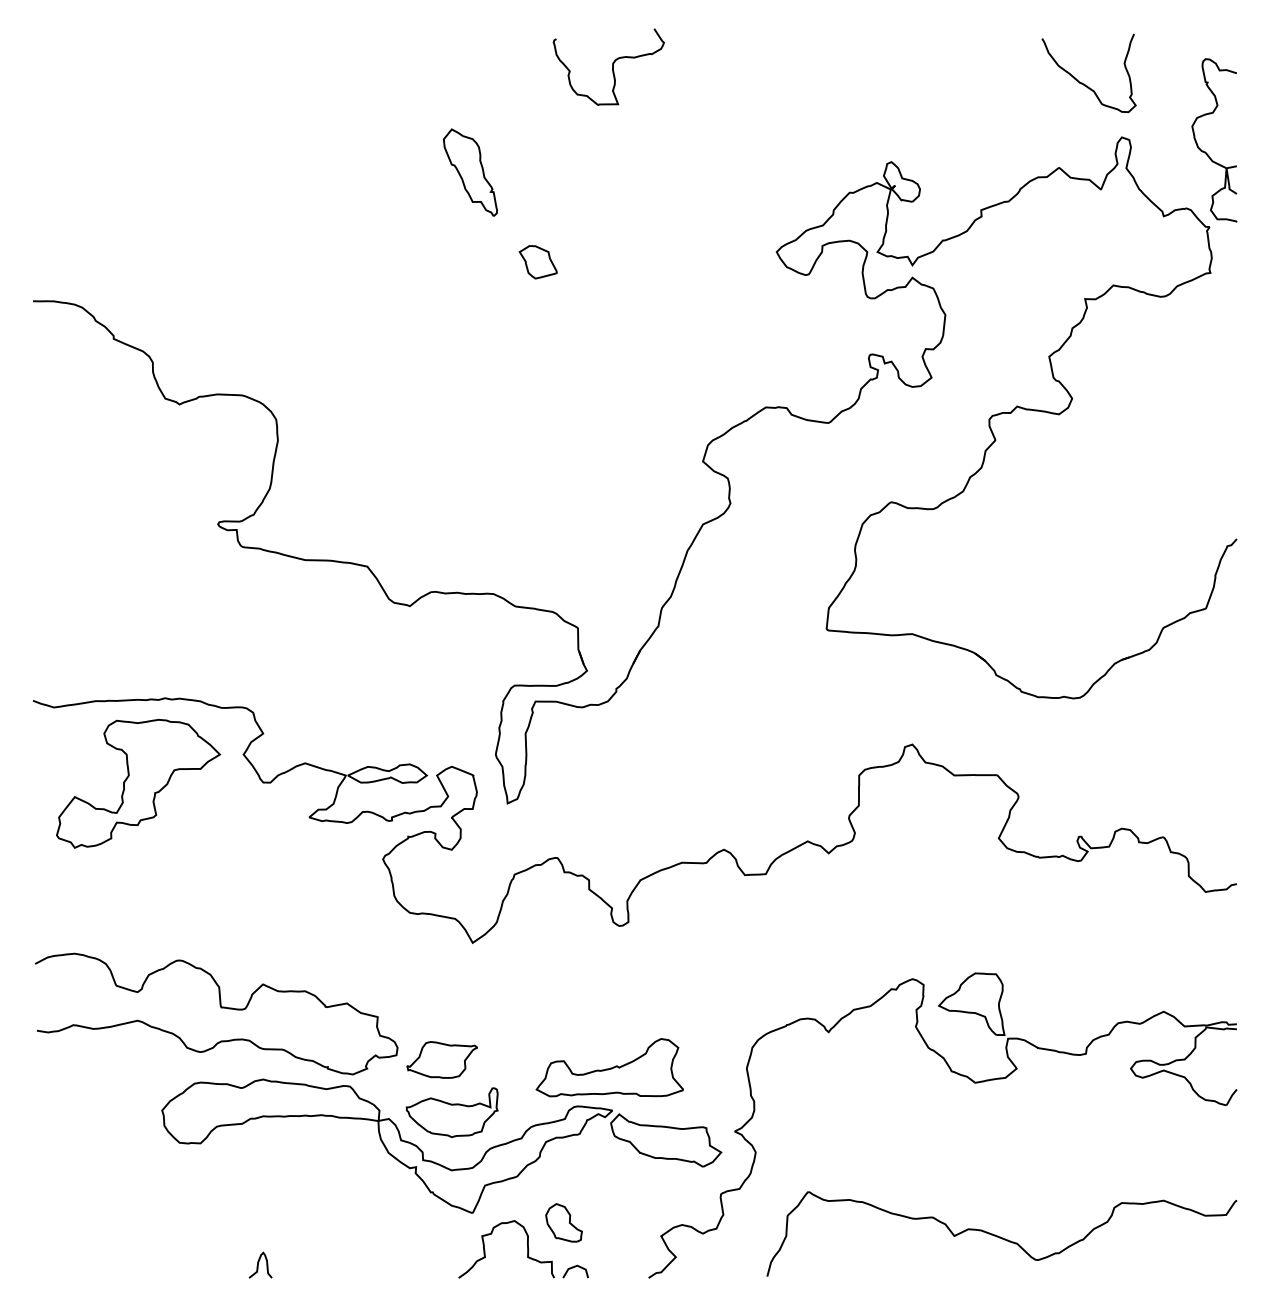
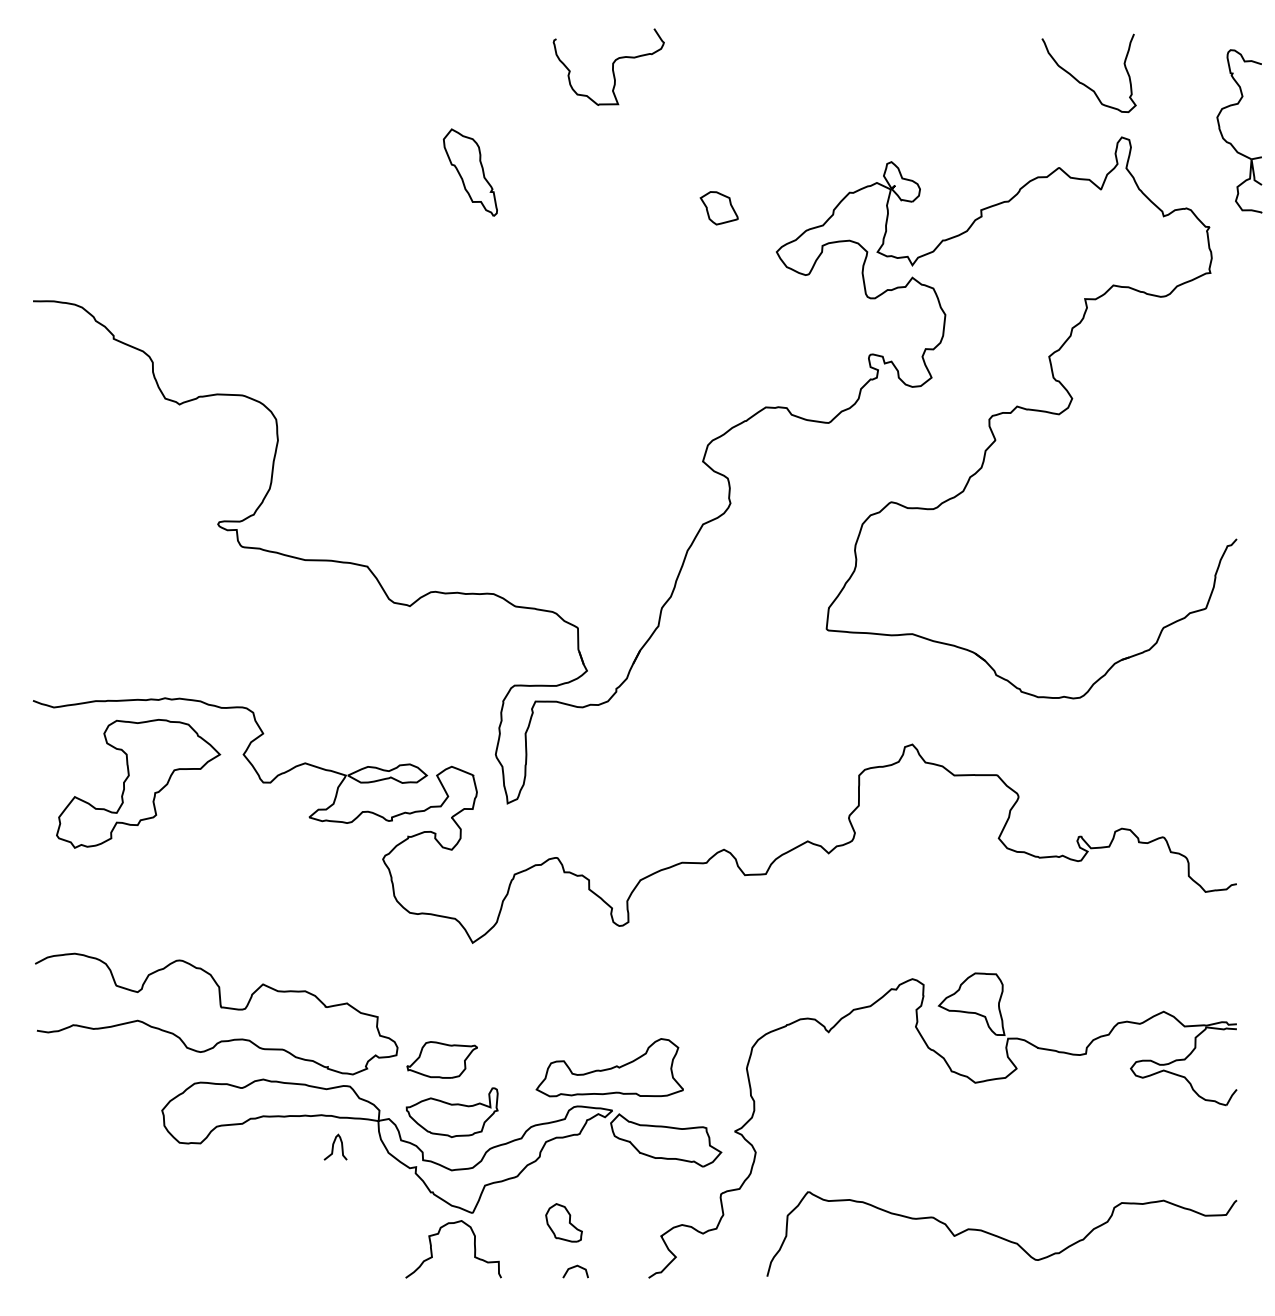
part position: (1205, 151) -> (1230, 142) (1230, 142)
part position: (537, 262) -> (718, 208) (718, 208)
curve position: (527, 1249) -> (474, 1249) (474, 1249)
curve position: (258, 1264) -> (333, 1146) (333, 1146)
